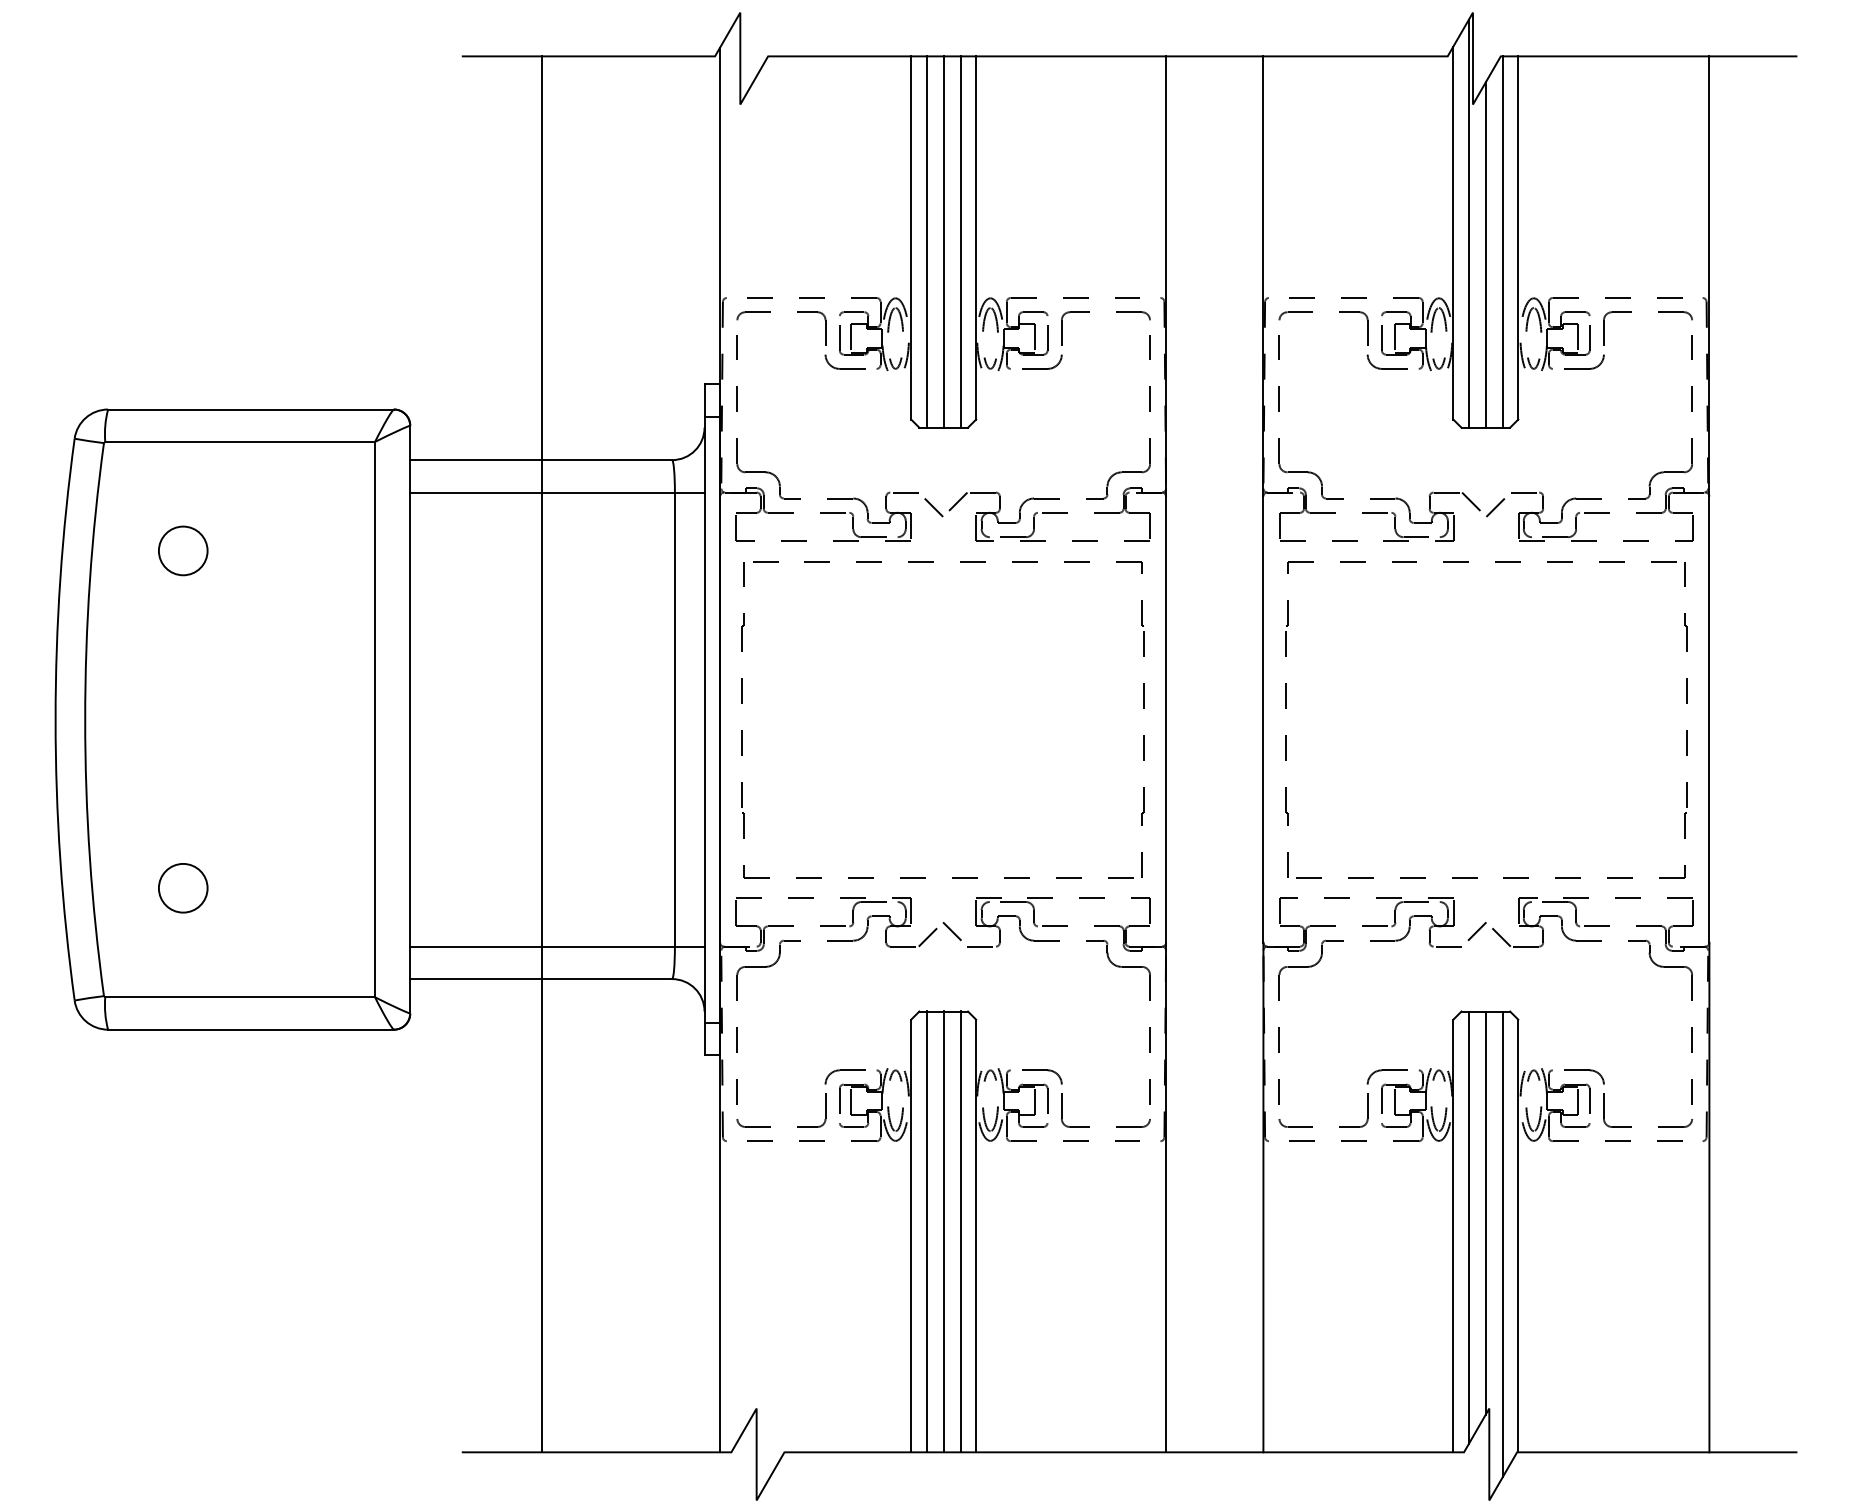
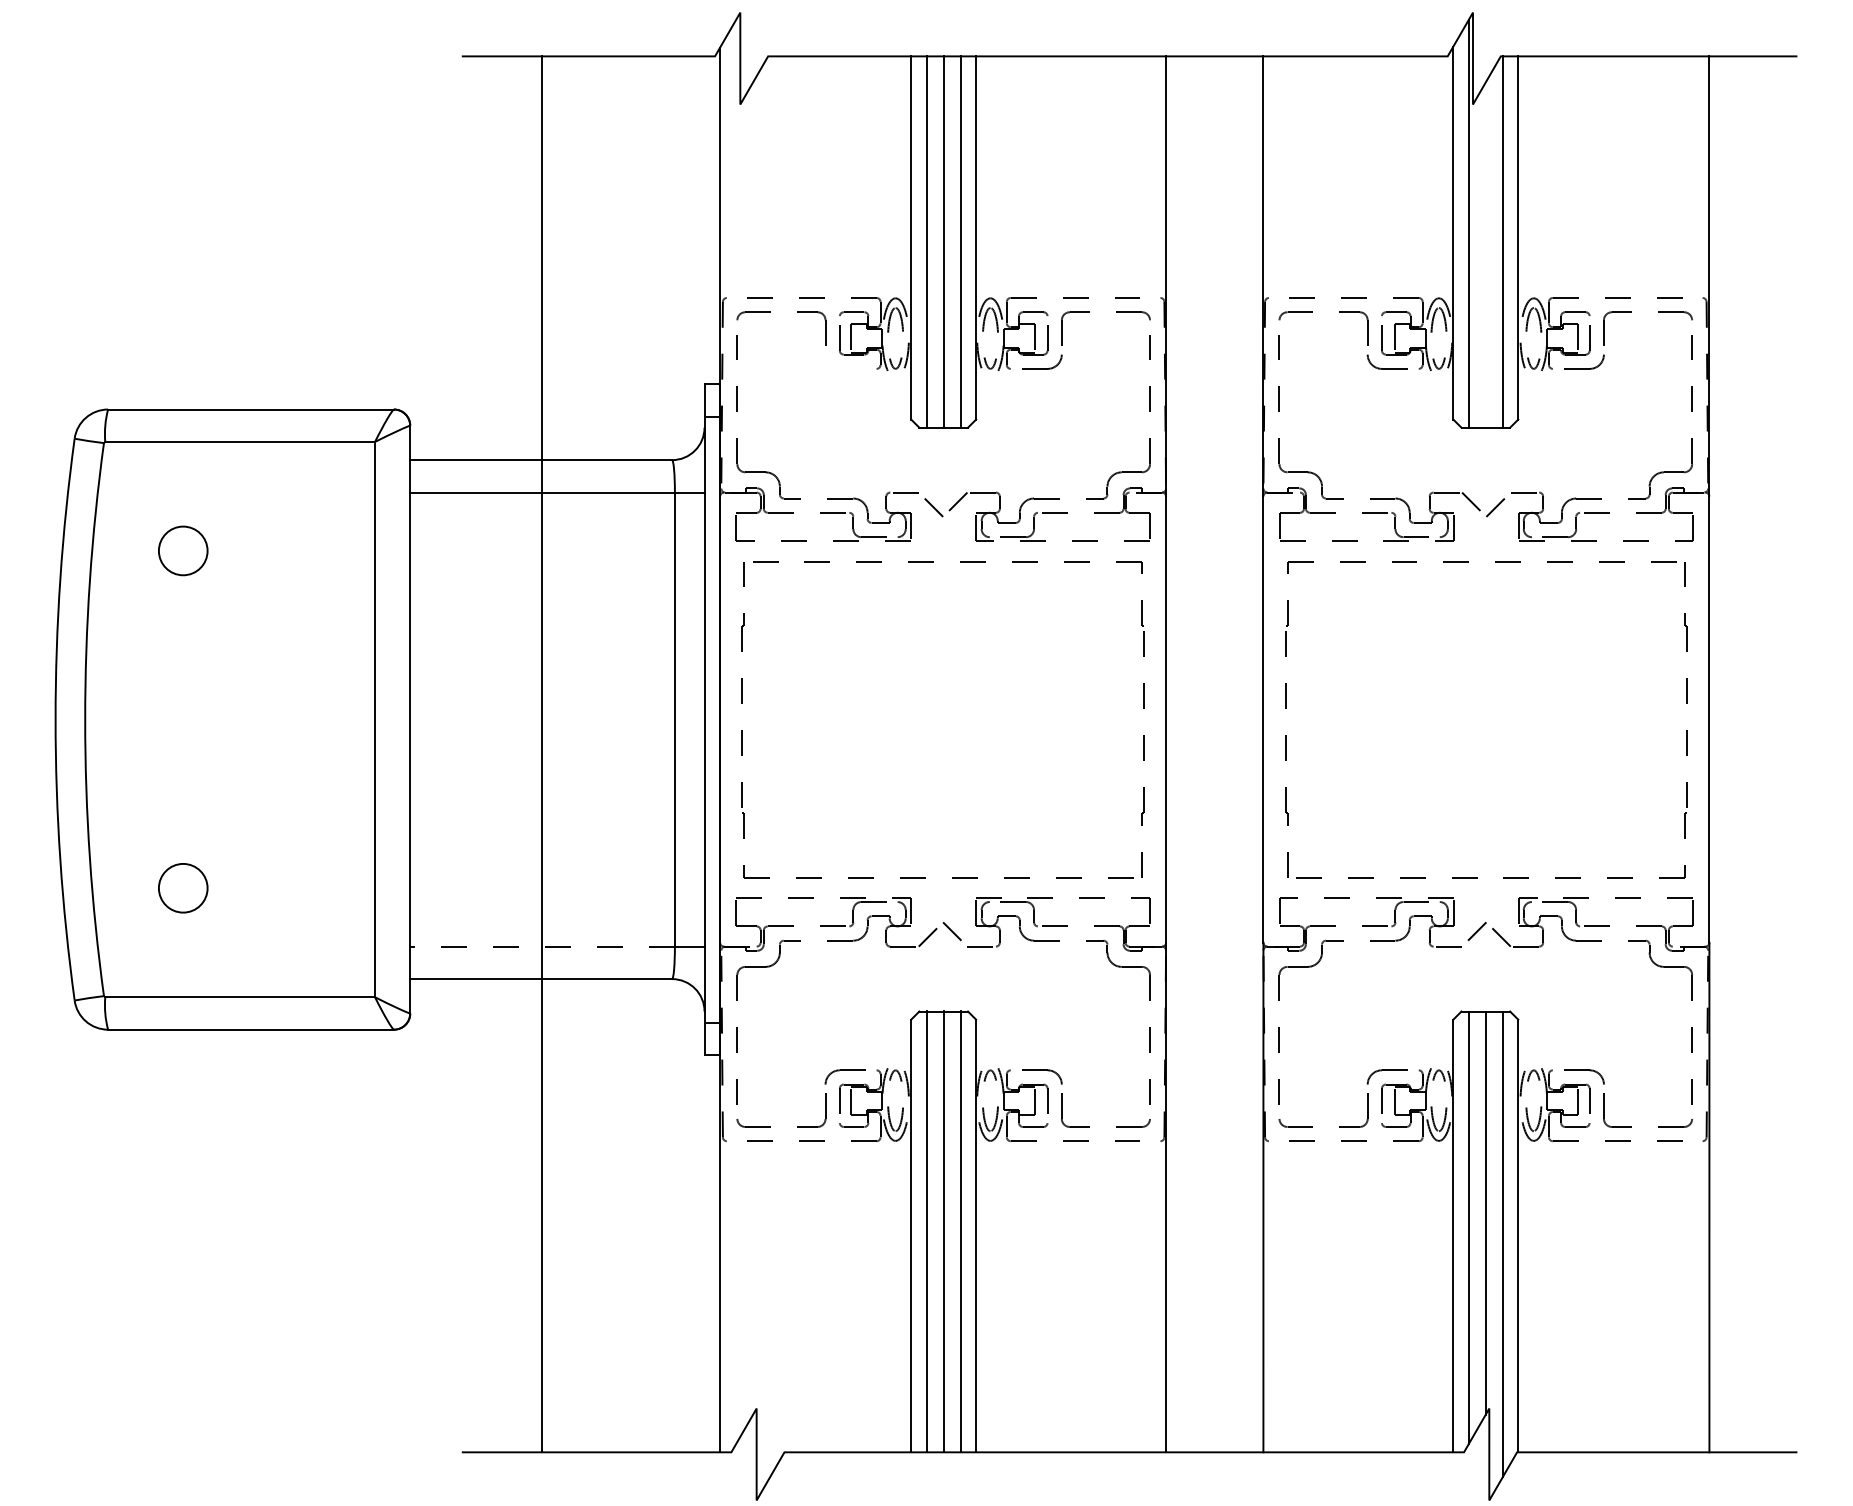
line: present -> none (1485, 254)
part: present -> none (844, 368)
line: solid -> dashed (542, 946)
